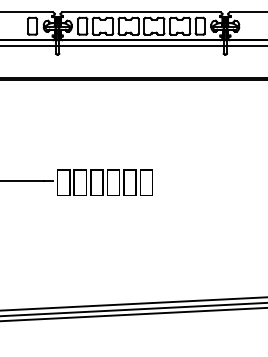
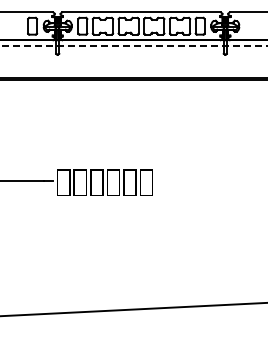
line: solid -> dashed (133, 46)
line: present -> none (133, 303)
line: present -> none (133, 314)
